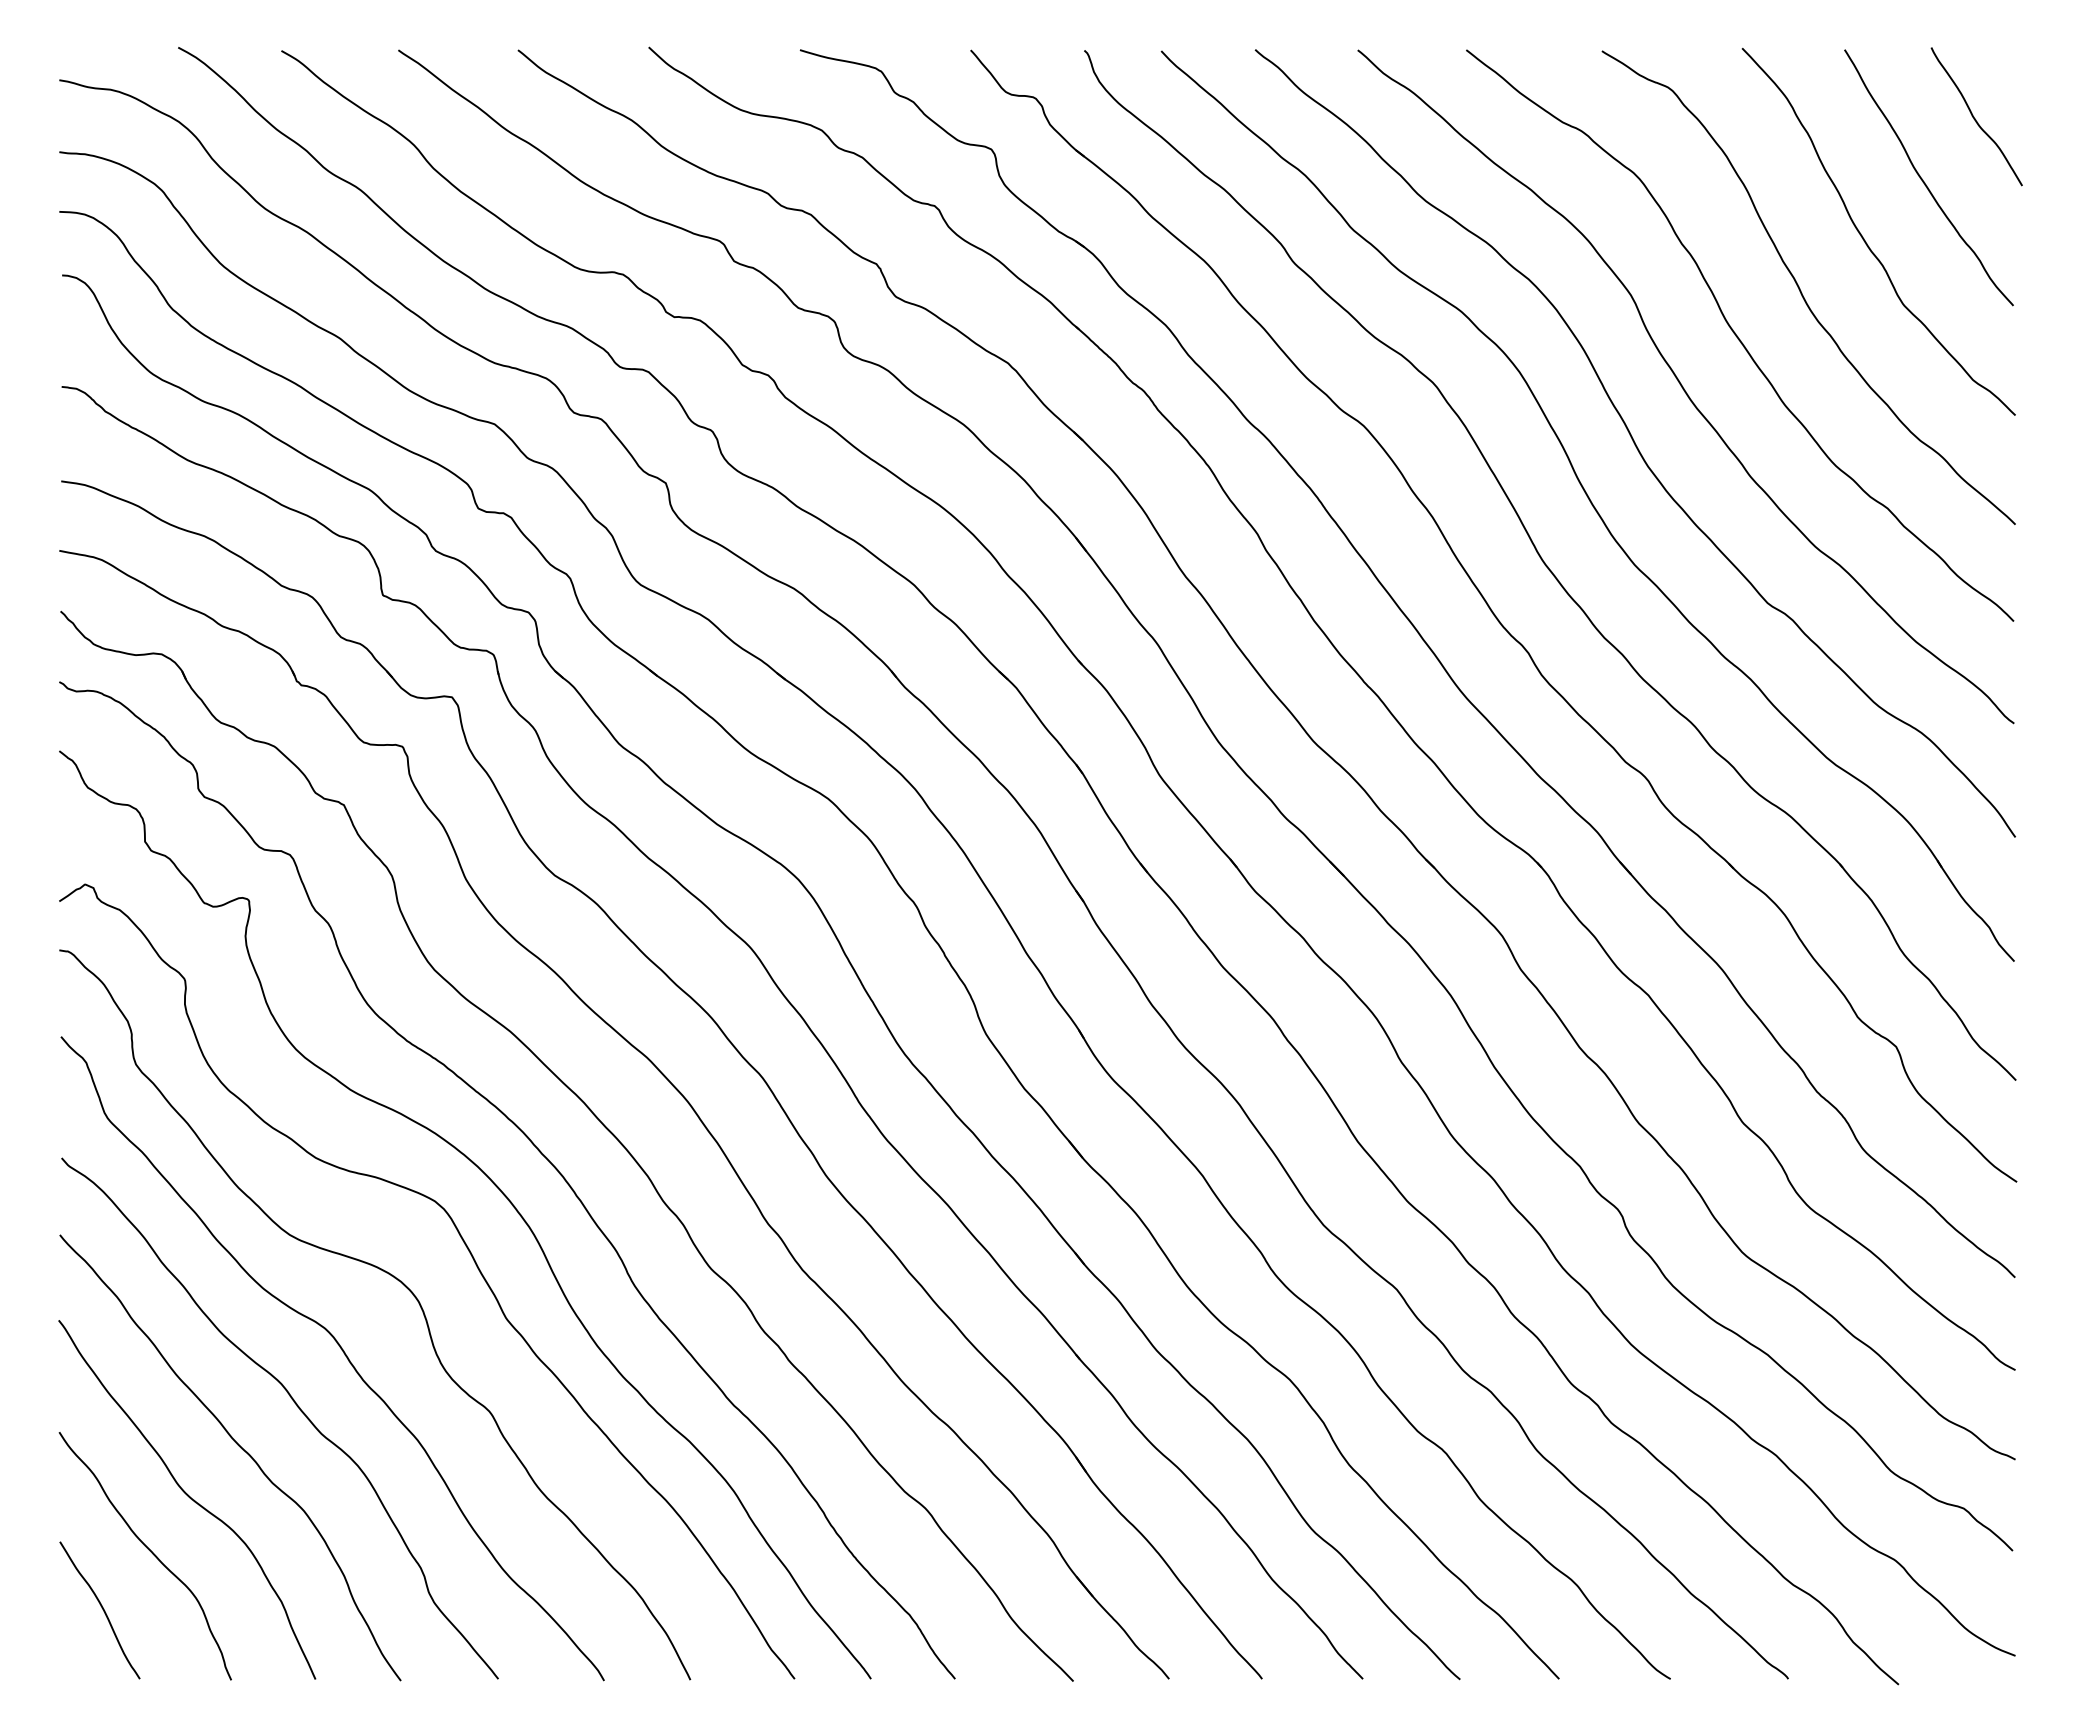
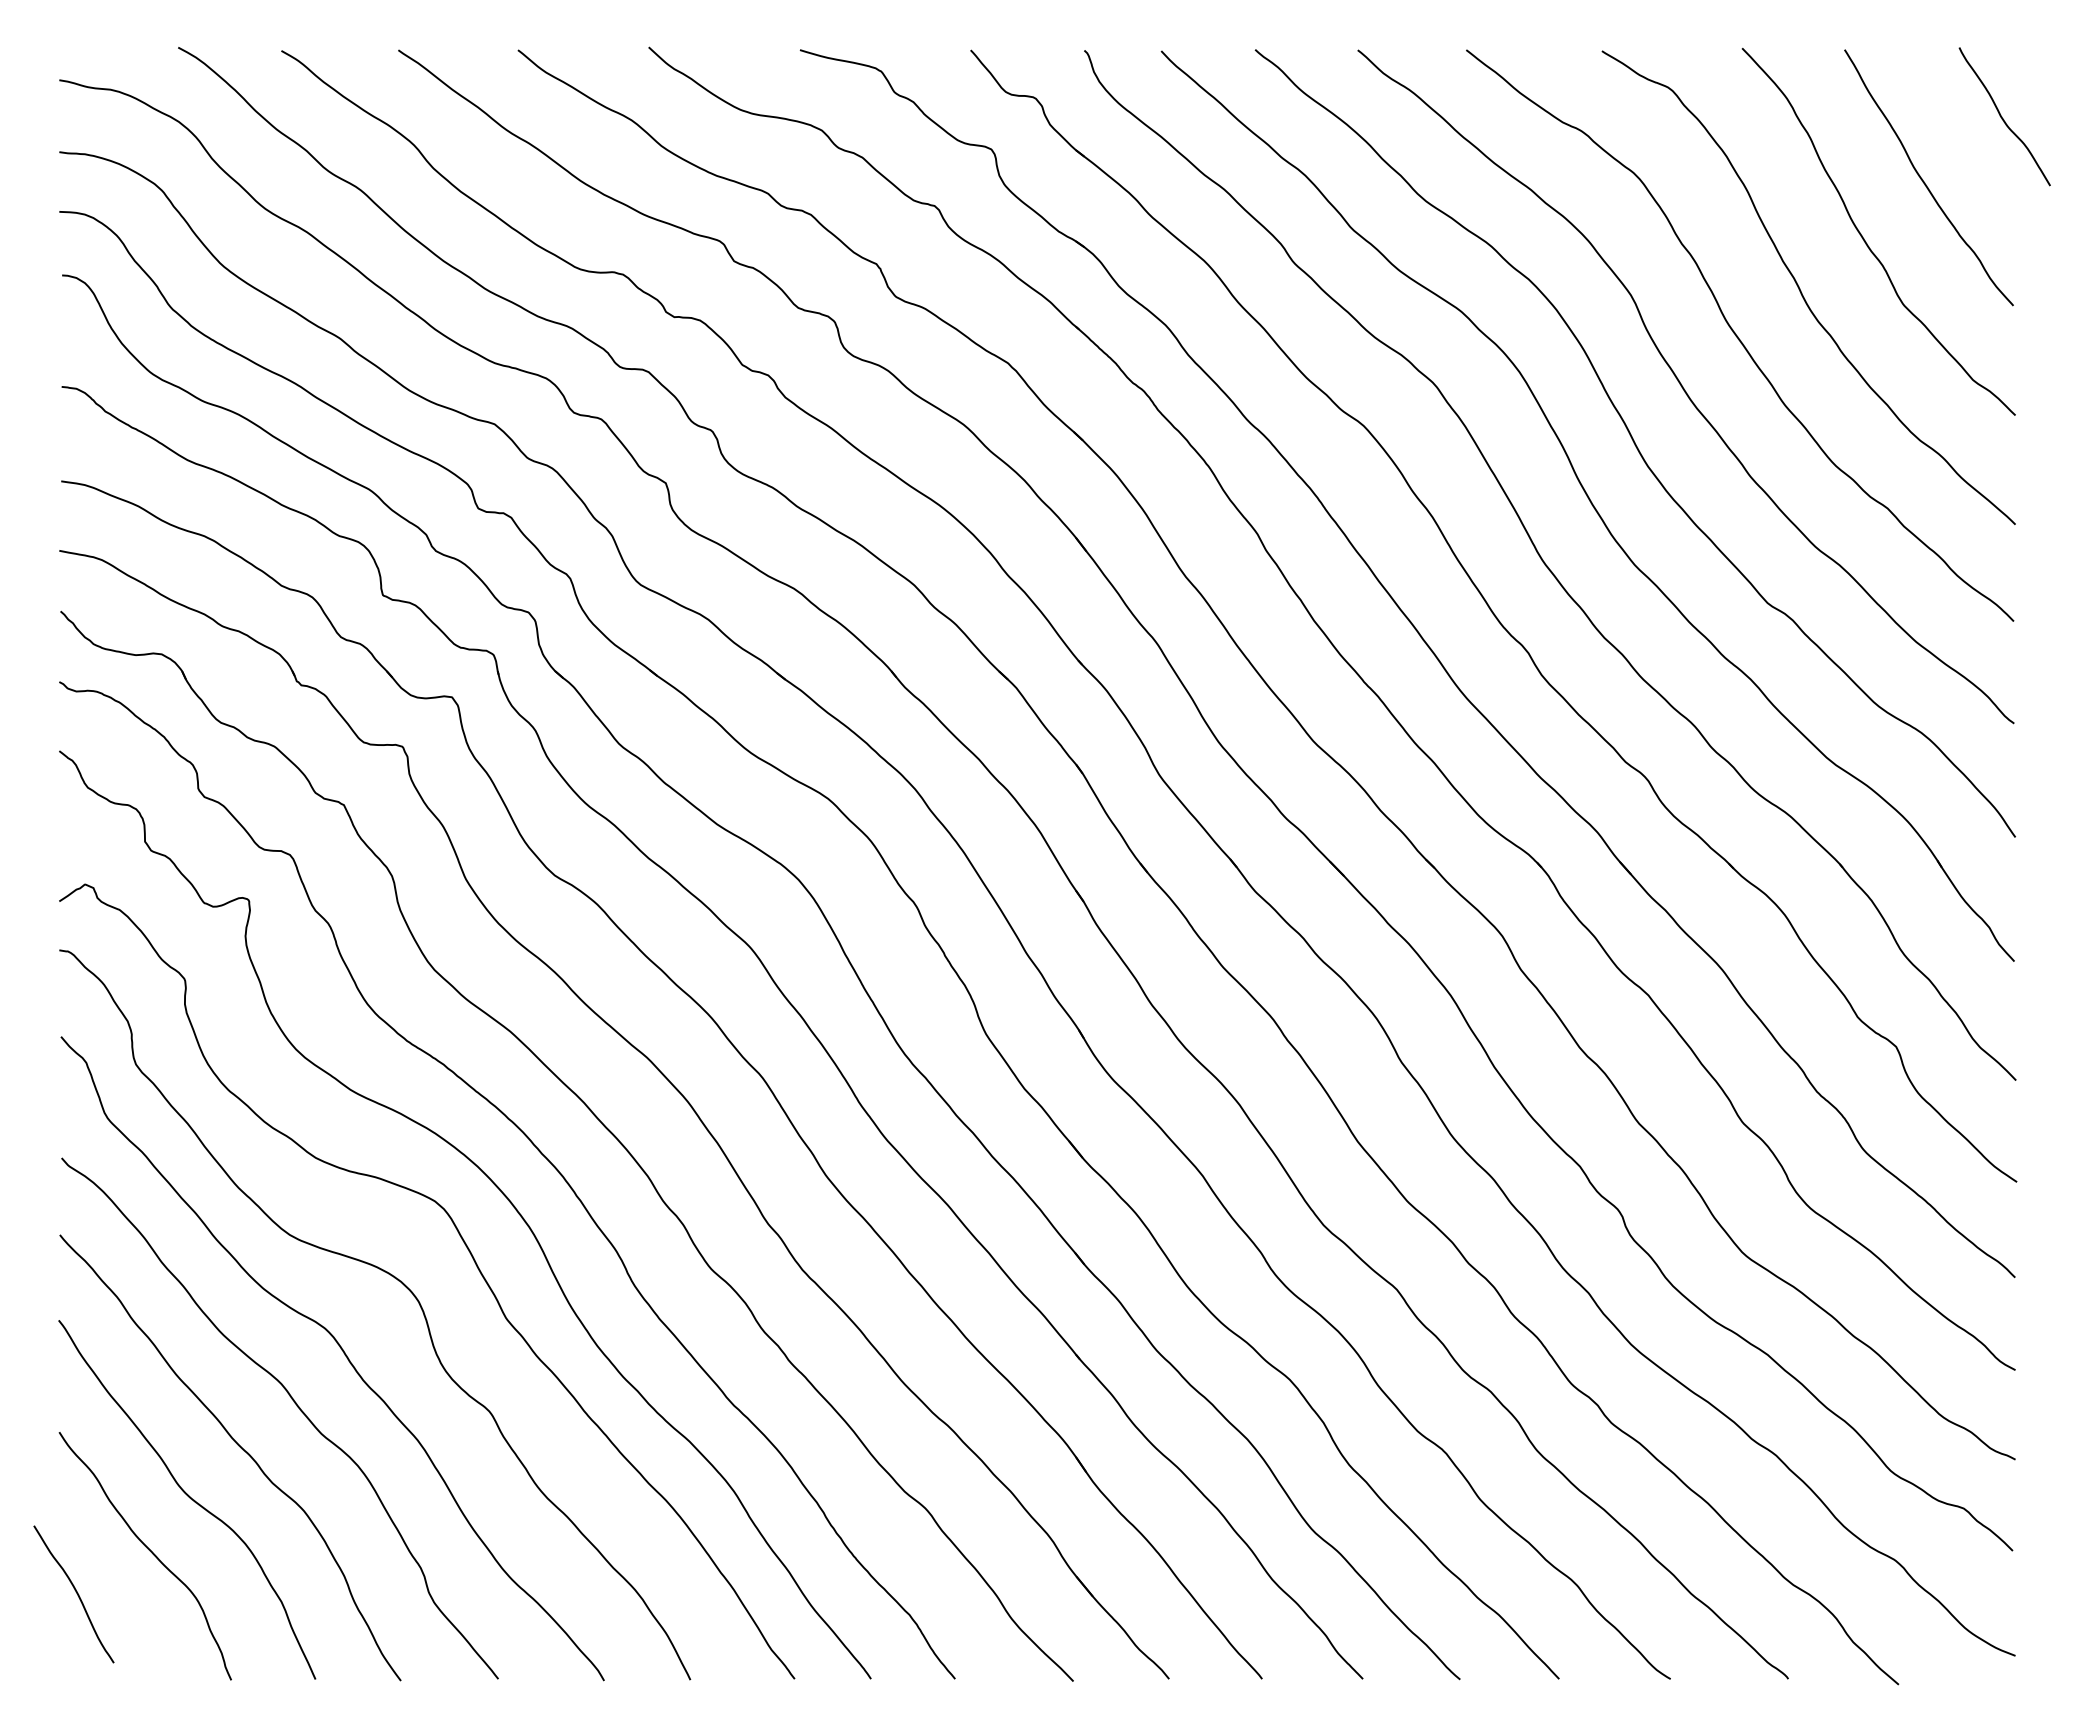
curve position: (1974, 116) -> (2002, 116) (2002, 116)
curve position: (101, 1608) -> (75, 1592) (75, 1592)
